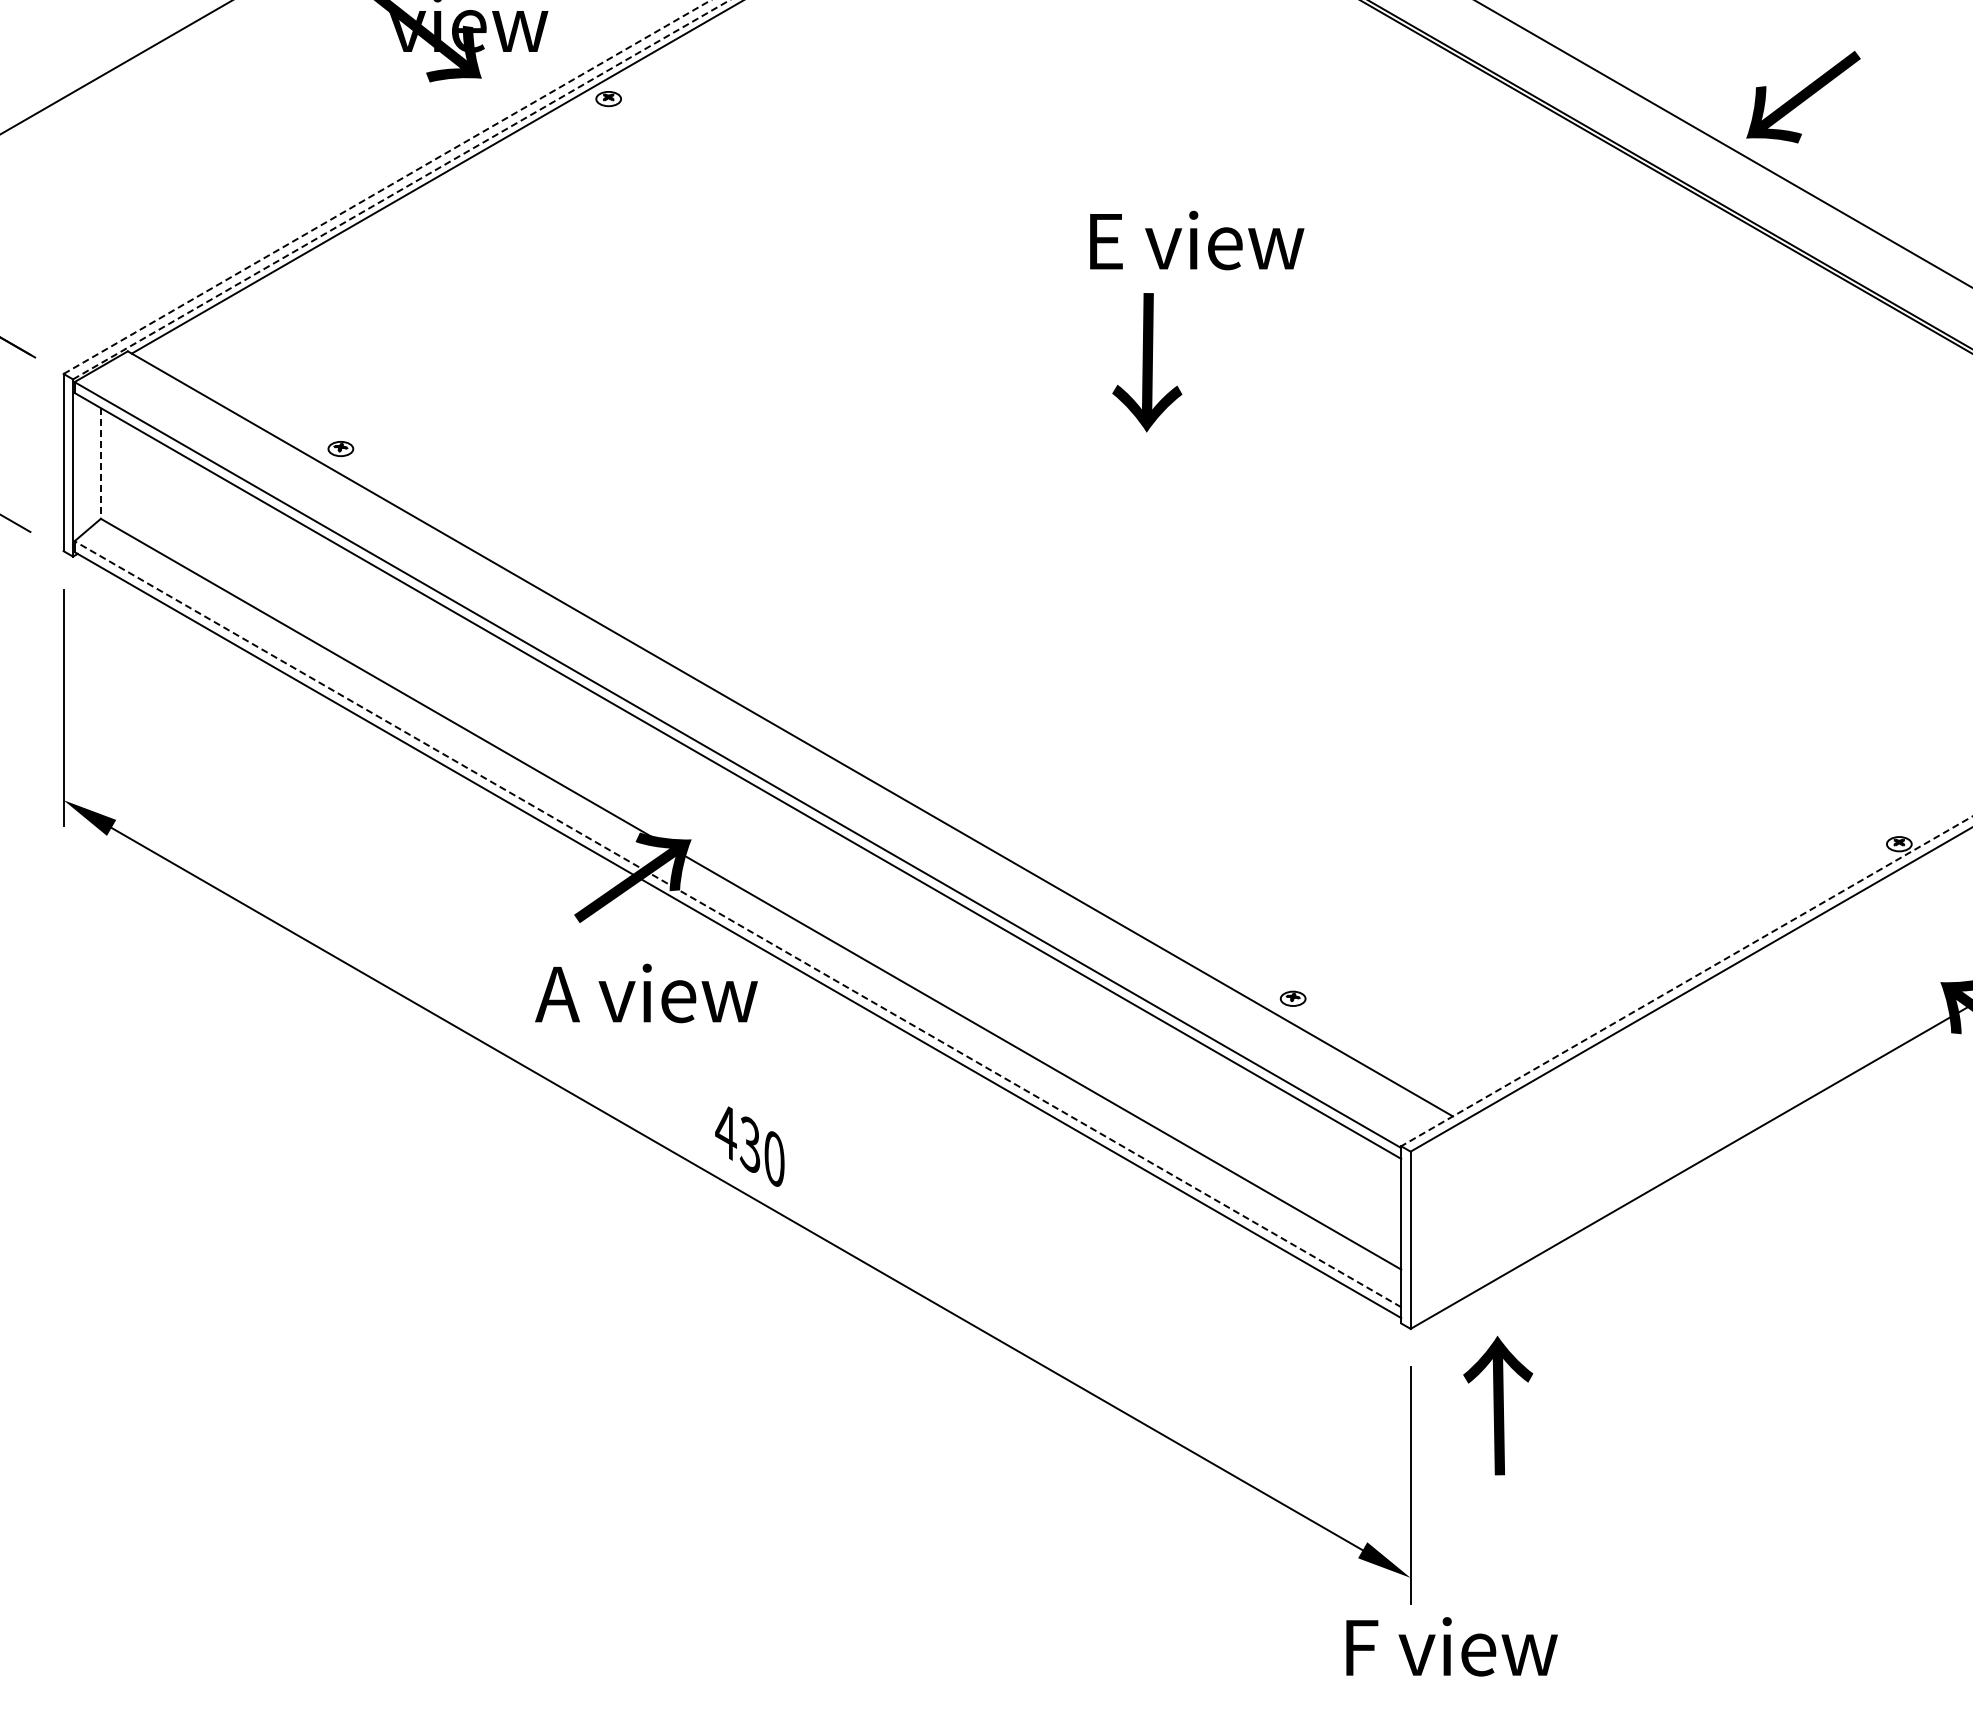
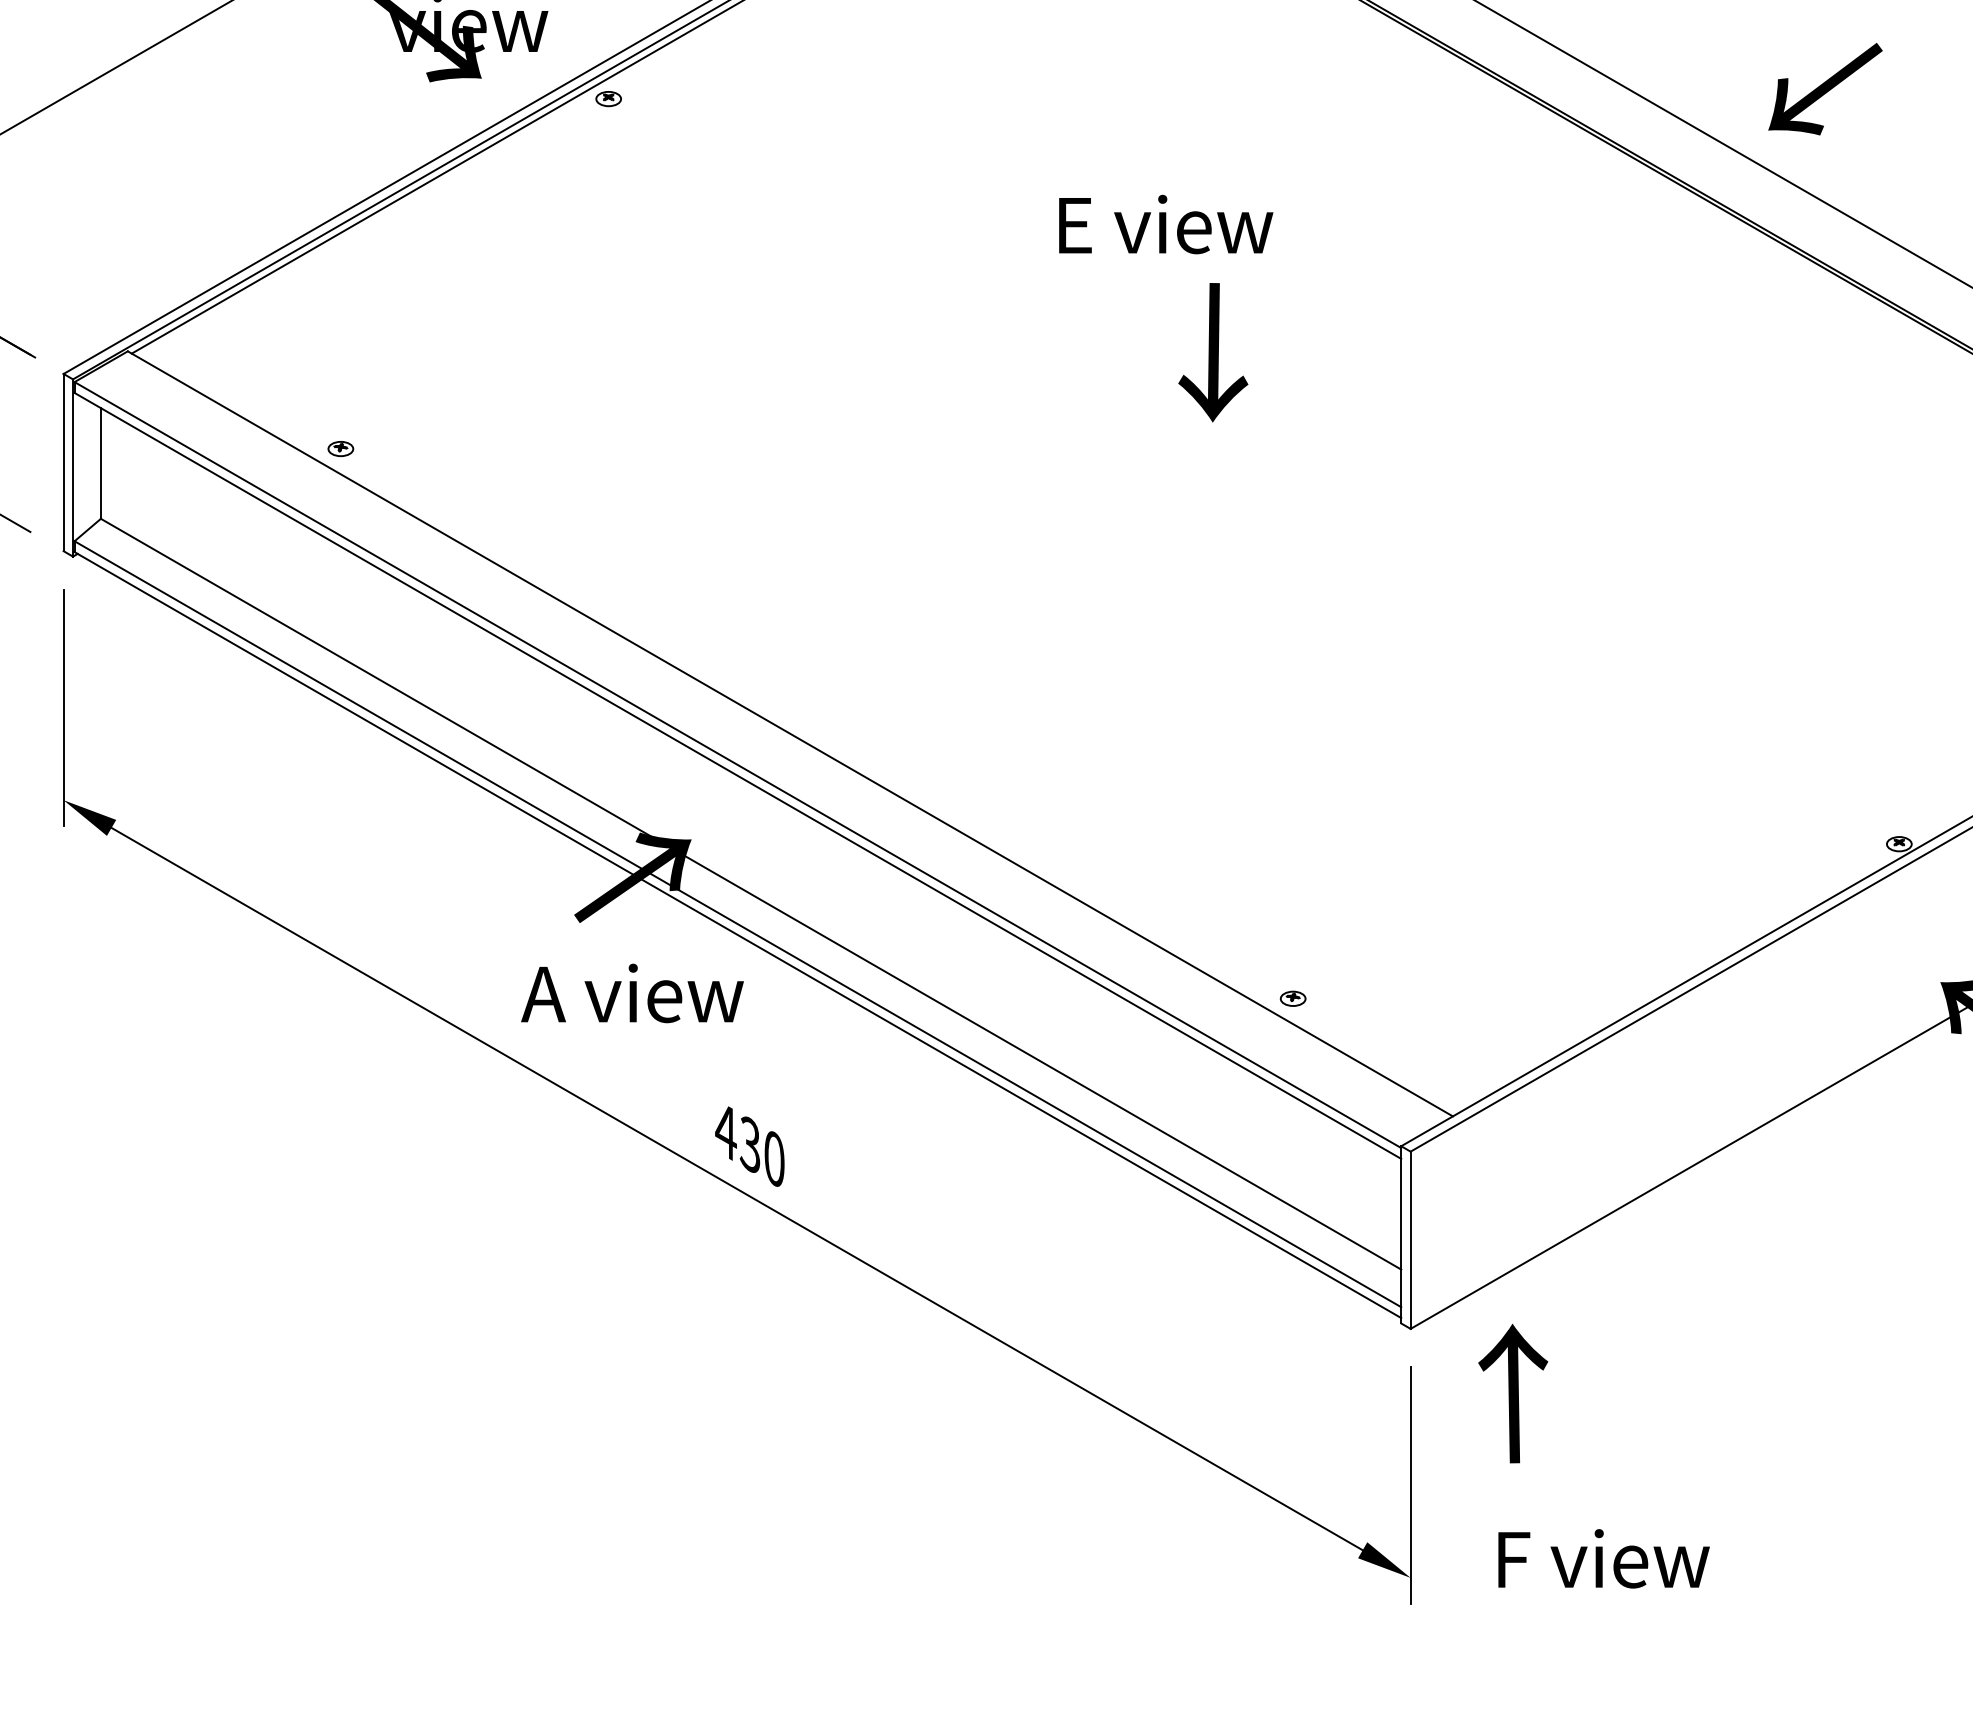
text position: (1803, 97) -> (1825, 89) (1825, 89)
line: dashed -> solid (387, 187)
line: dashed -> solid (402, 189)
text position: (1197, 240) -> (1166, 224) (1166, 224)
text position: (1147, 362) -> (1213, 352) (1213, 352)
line: dashed -> solid (101, 464)
line: dashed -> solid (737, 924)
line: dashed -> solid (1686, 981)
text position: (646, 993) -> (632, 993) (632, 993)
text position: (1498, 1405) -> (1513, 1393) (1513, 1393)
text position: (1451, 1646) -> (1603, 1558) (1603, 1558)
